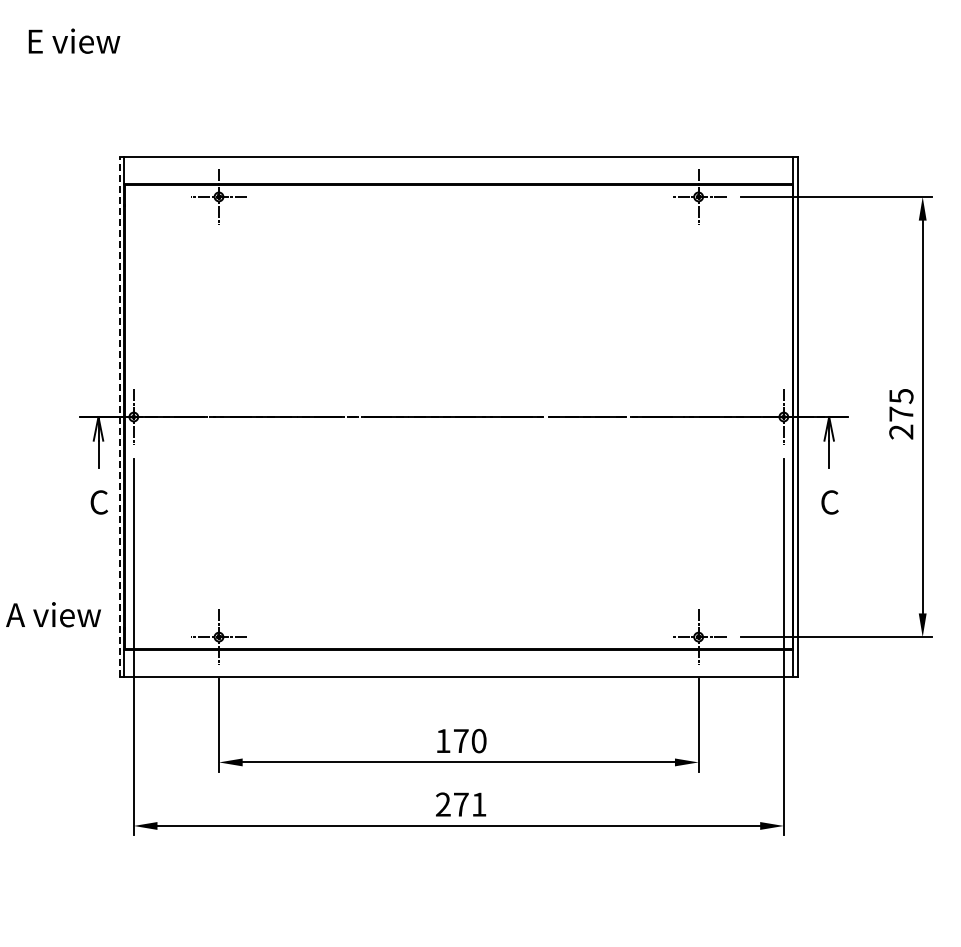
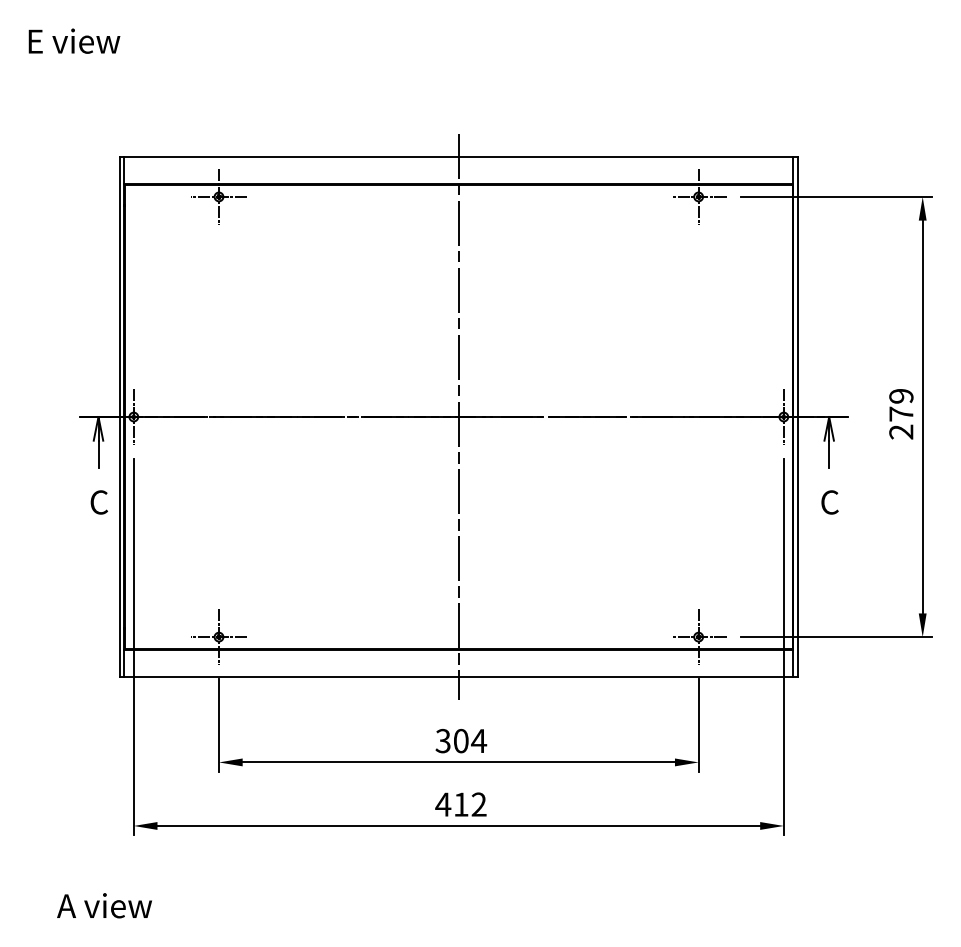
text: 275 -> 279 (901, 396)
line: dashed -> solid (119, 416)
line: none -> present (458, 416)
text position: (53, 614) -> (104, 905) (104, 905)
text: 170 -> 304 (461, 740)
text: 271 -> 412 (460, 804)
